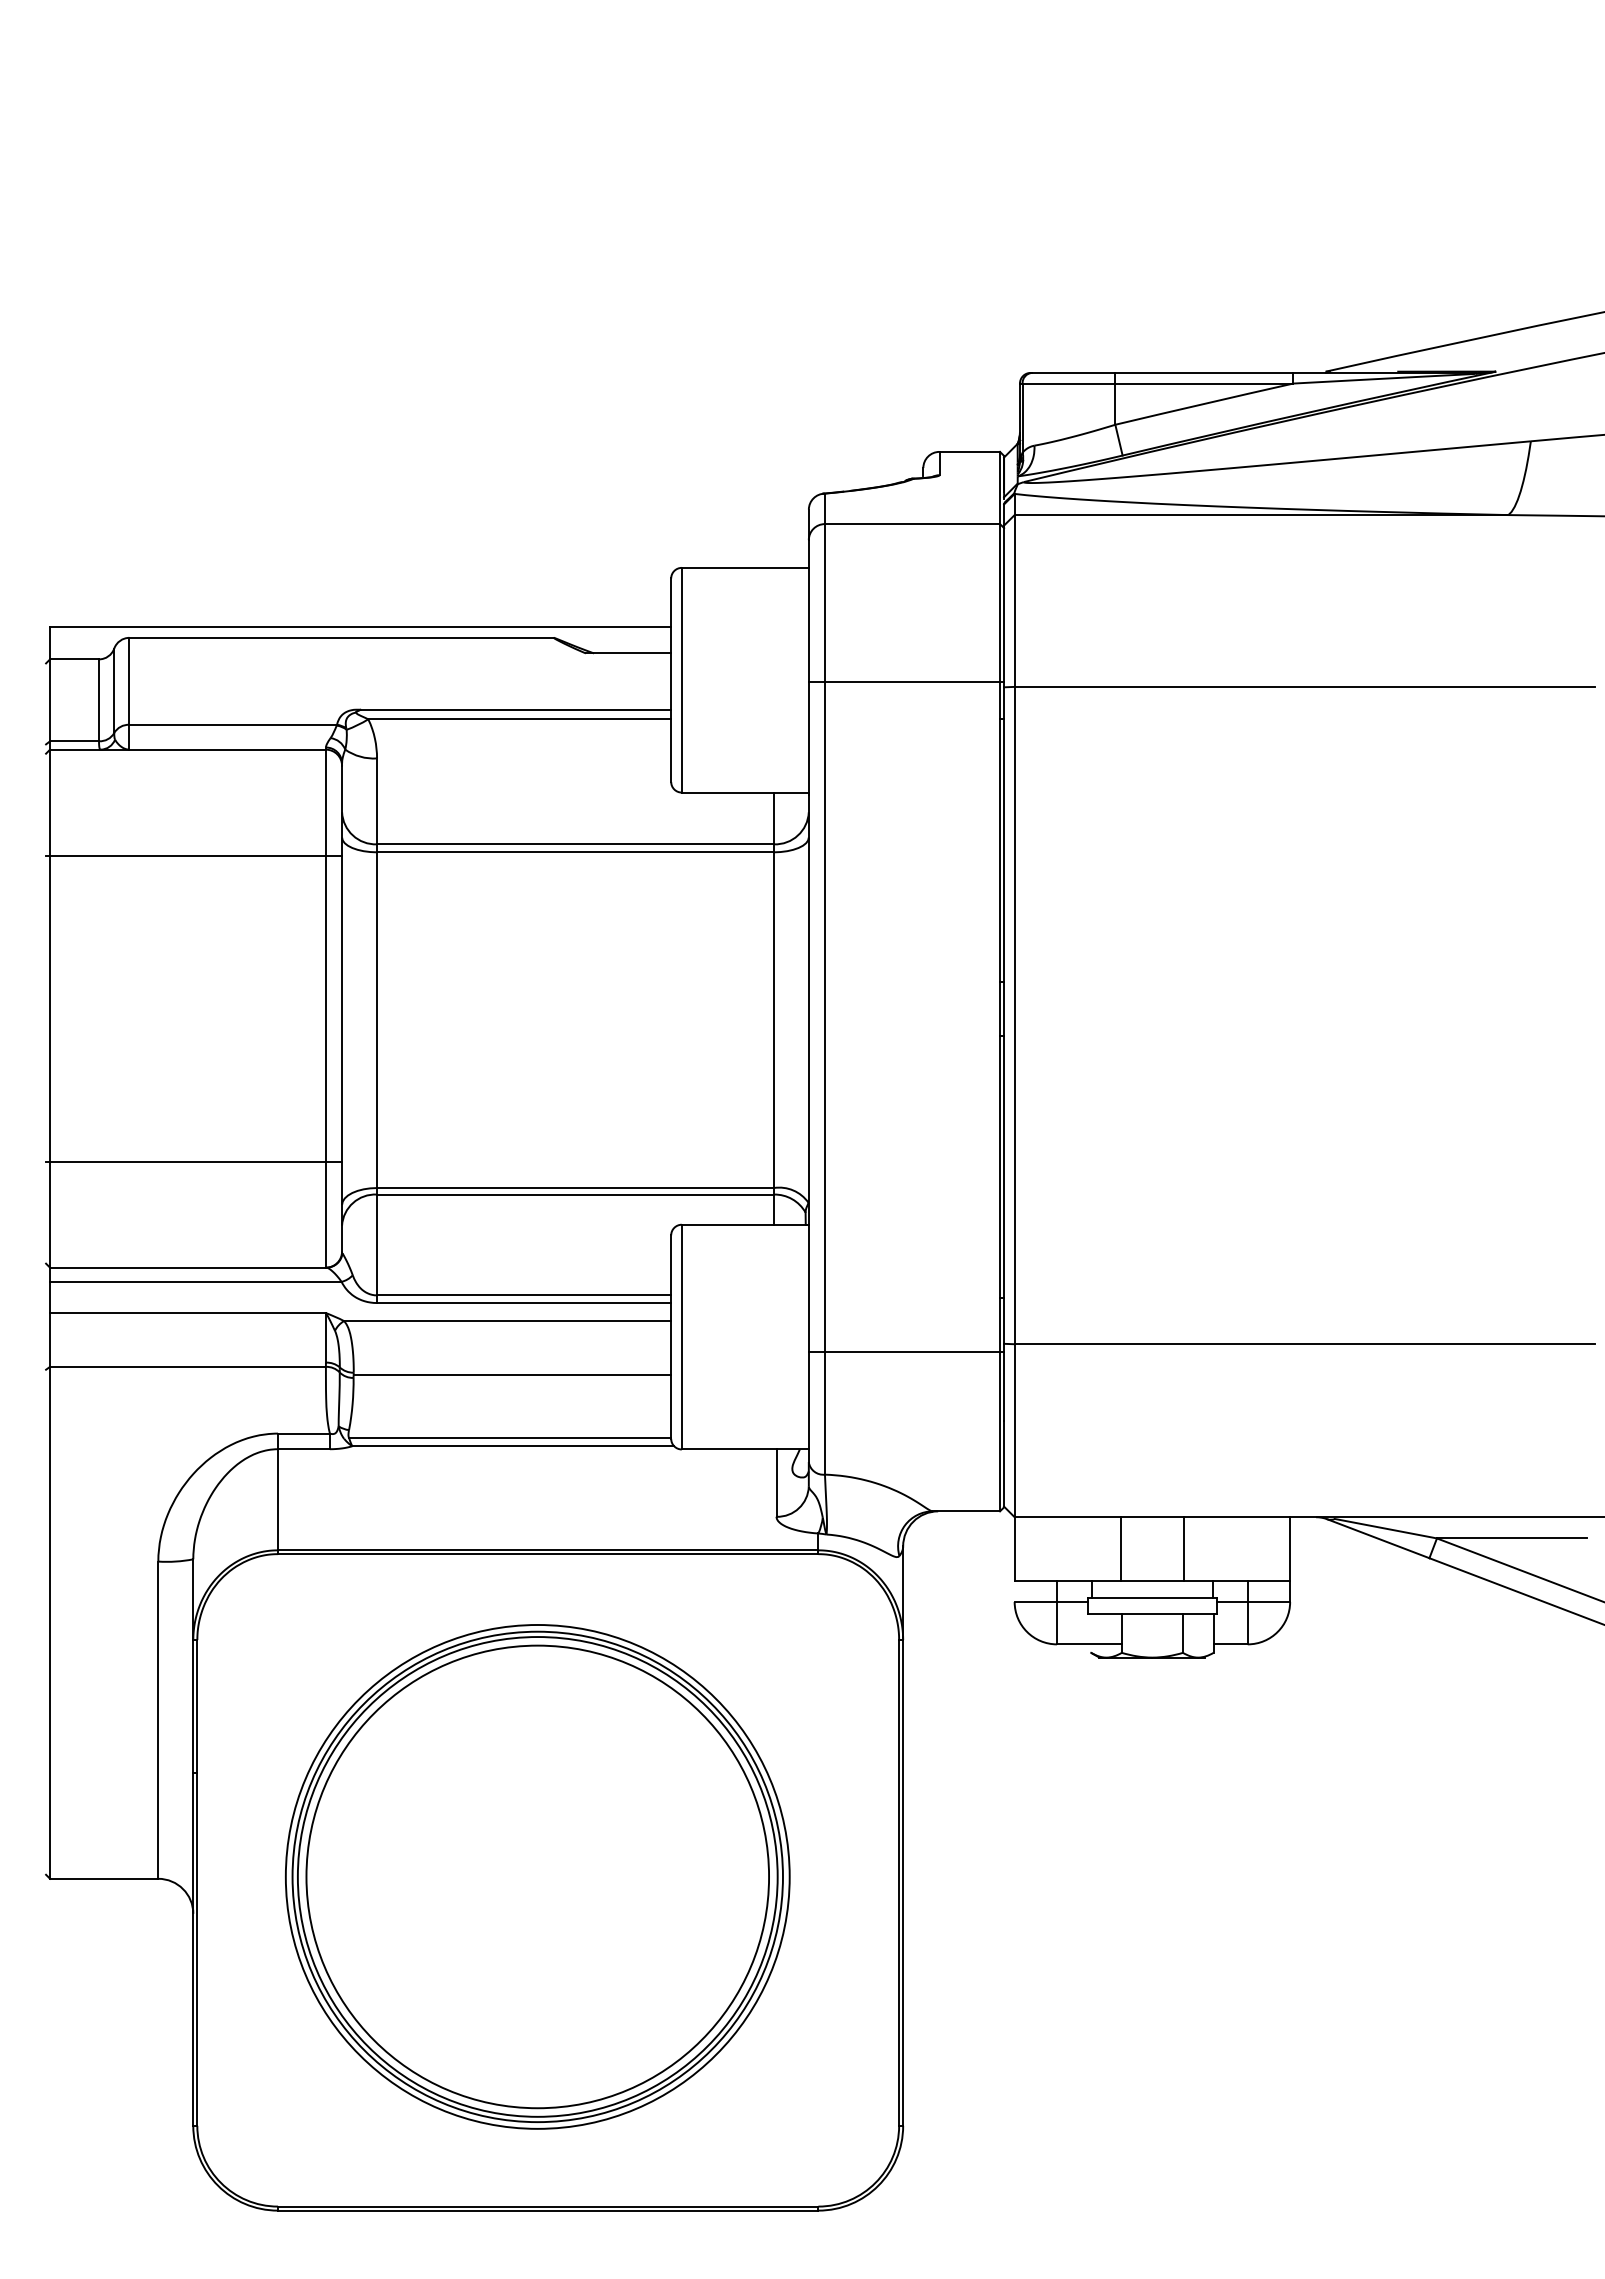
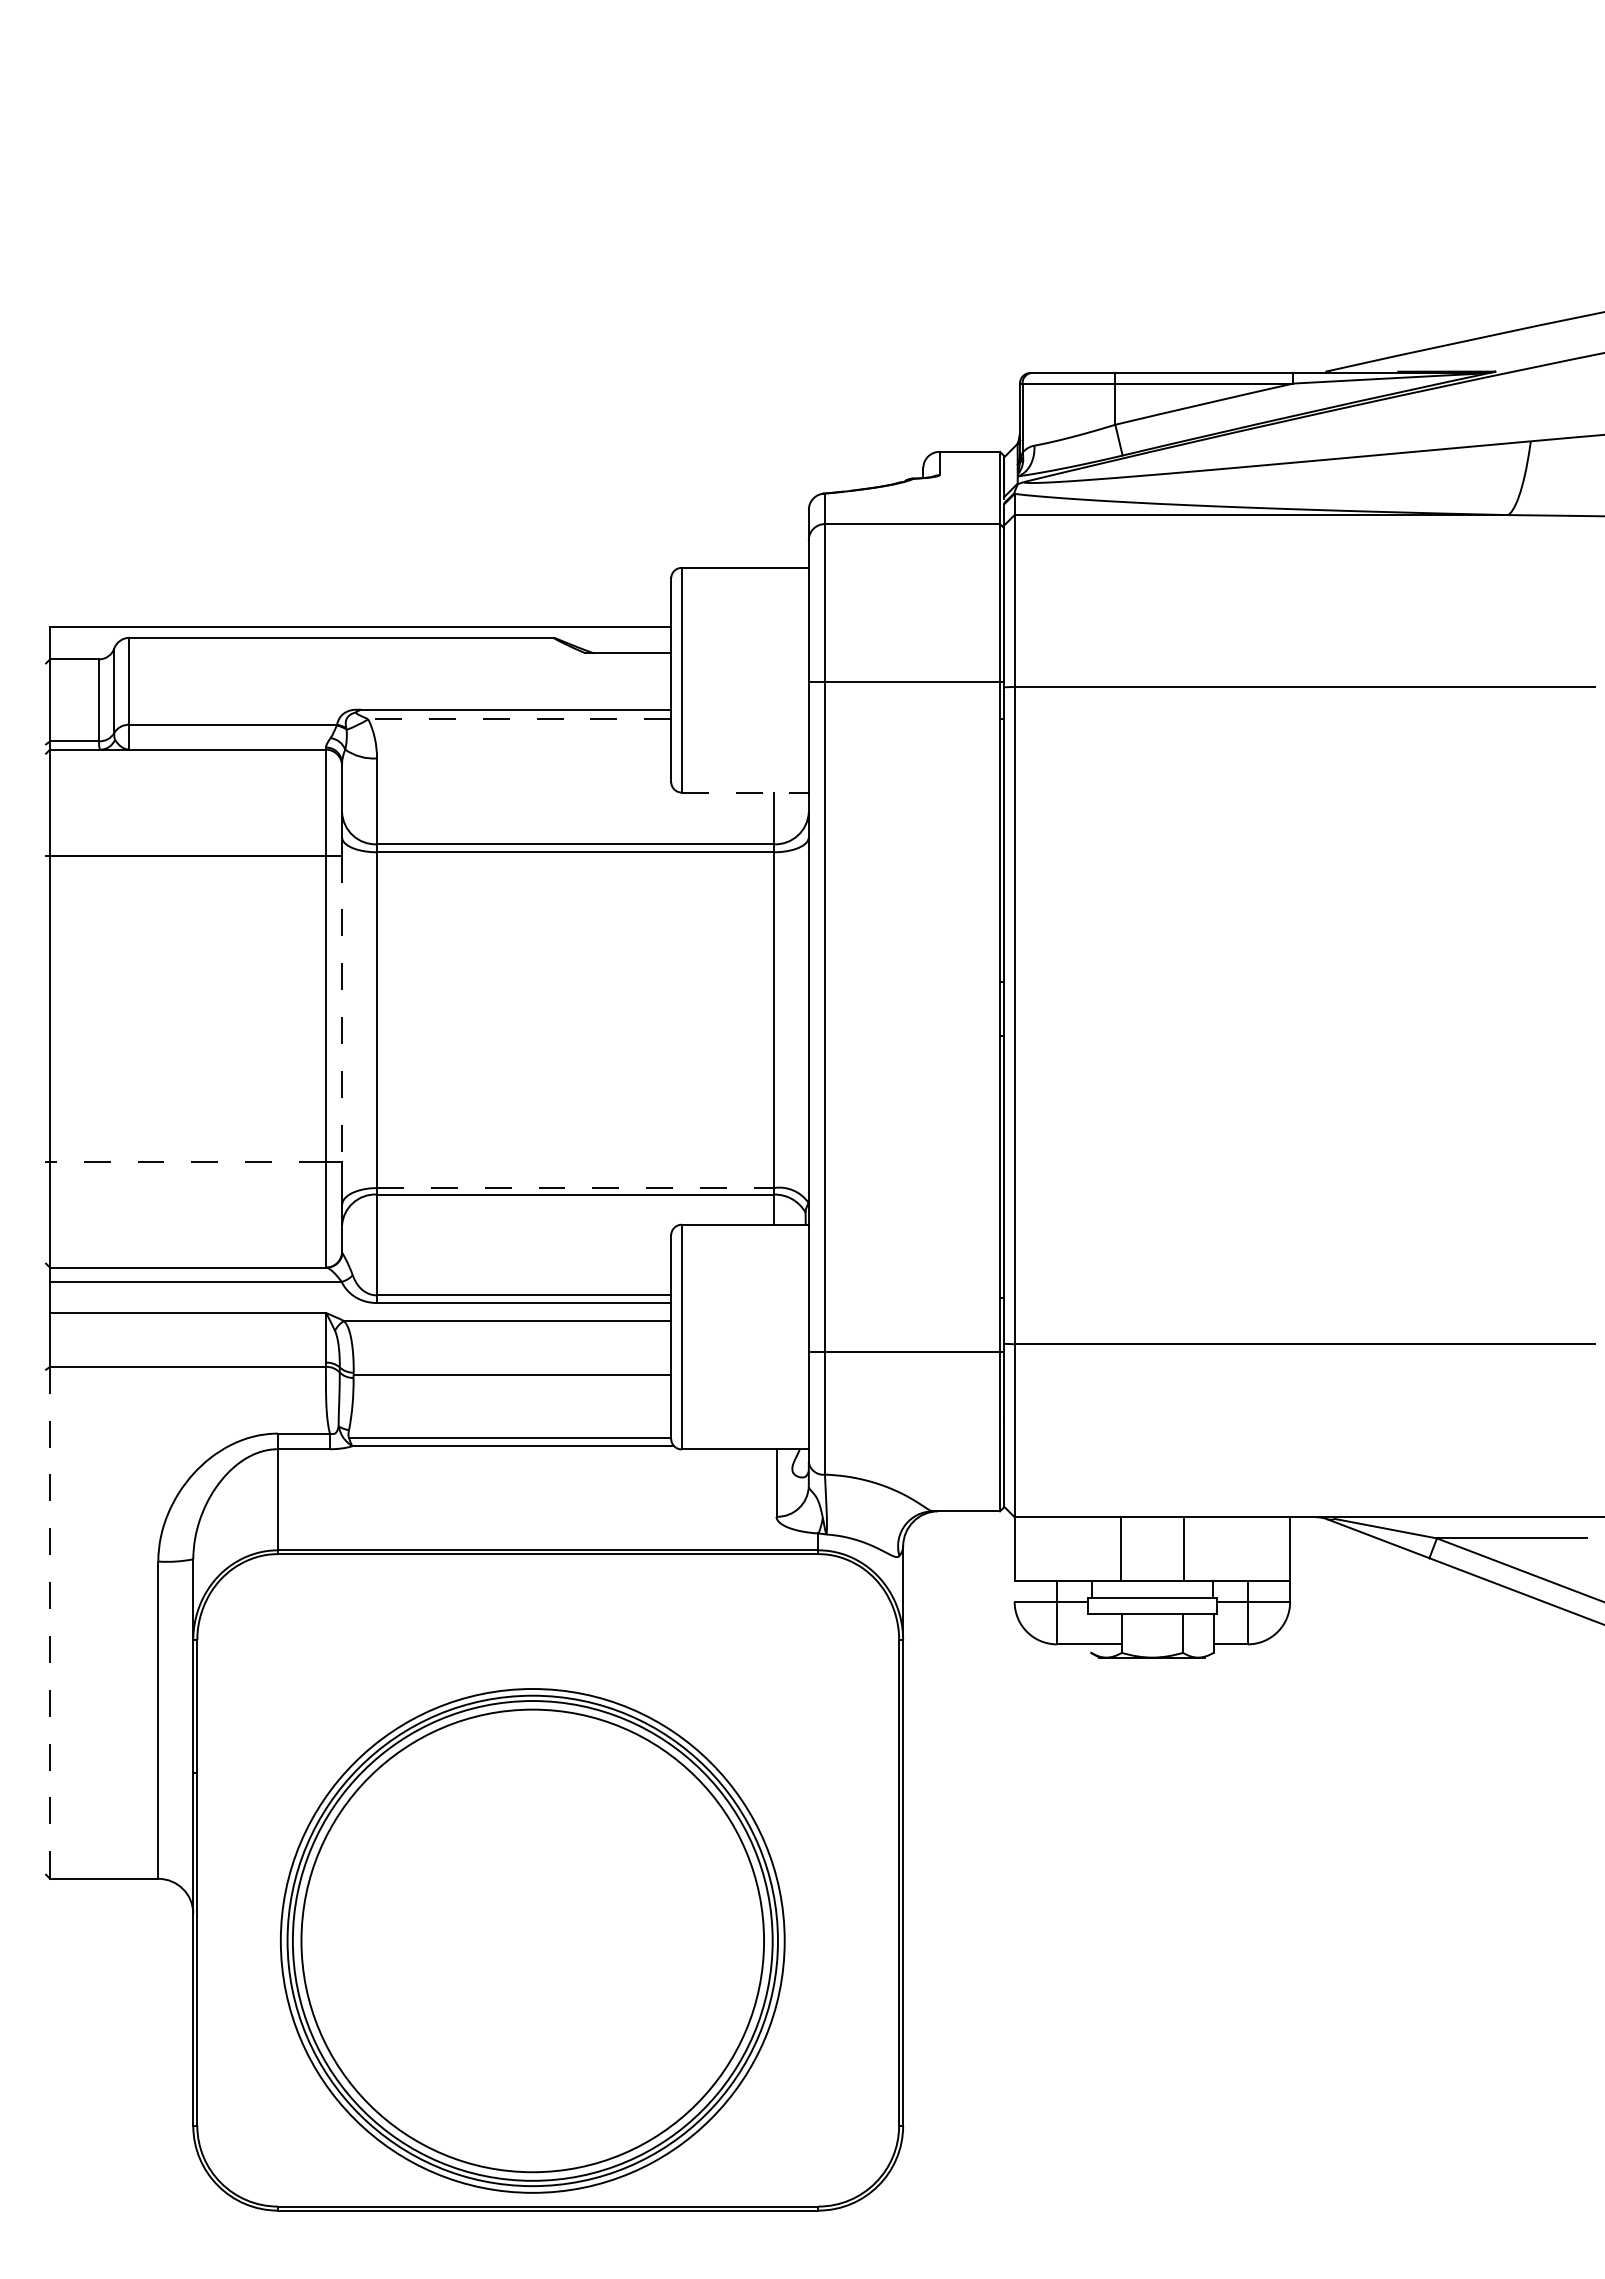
line: solid -> dashed (519, 719)
line: solid -> dashed (745, 792)
line: solid -> dashed (342, 1009)
line: solid -> dashed (188, 1161)
line: solid -> dashed (575, 1188)
line: solid -> dashed (50, 1622)
part position: (537, 1876) -> (532, 1940) (532, 1940)
